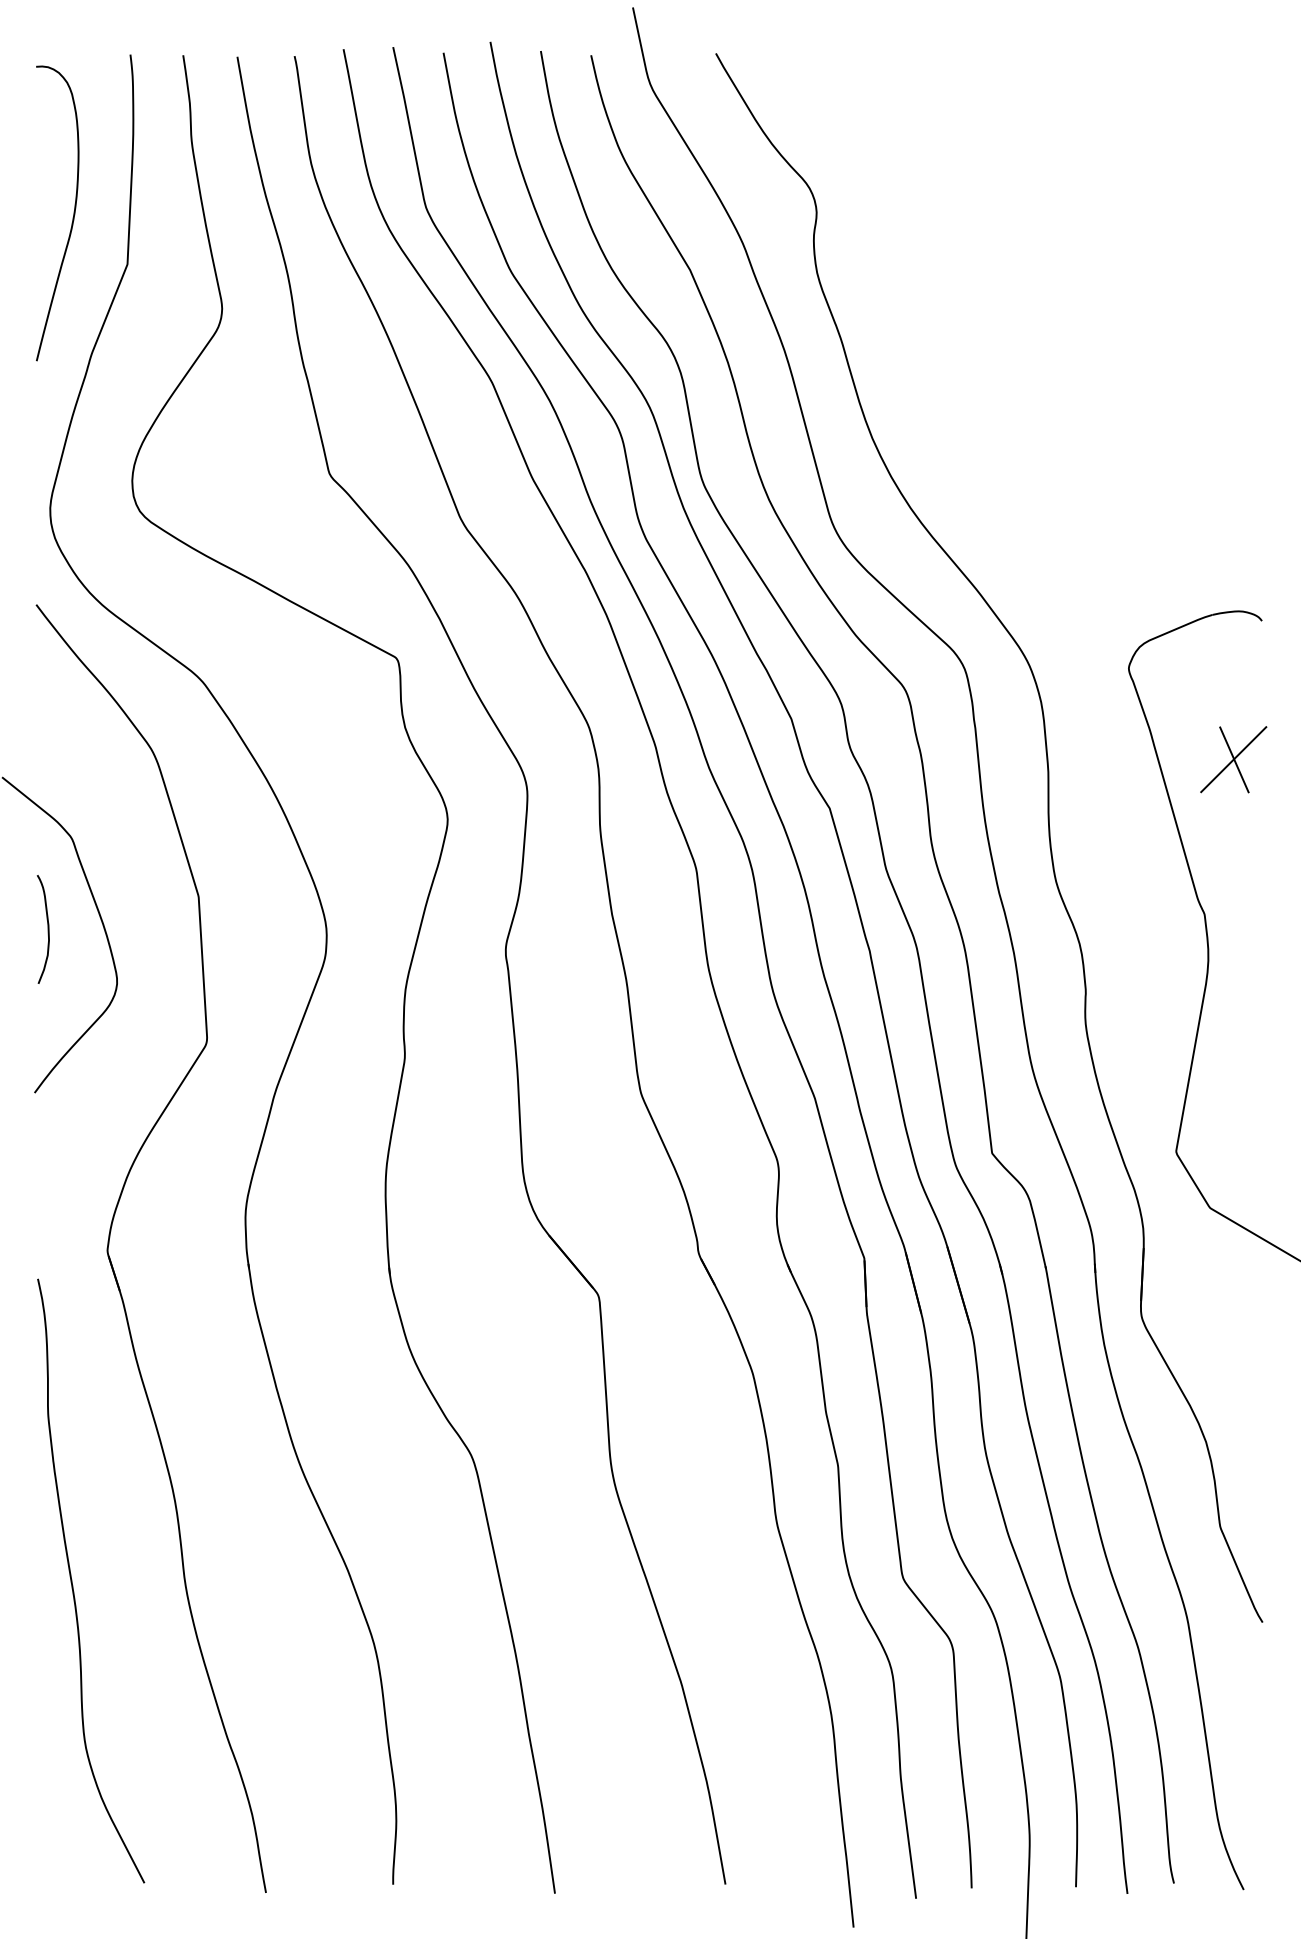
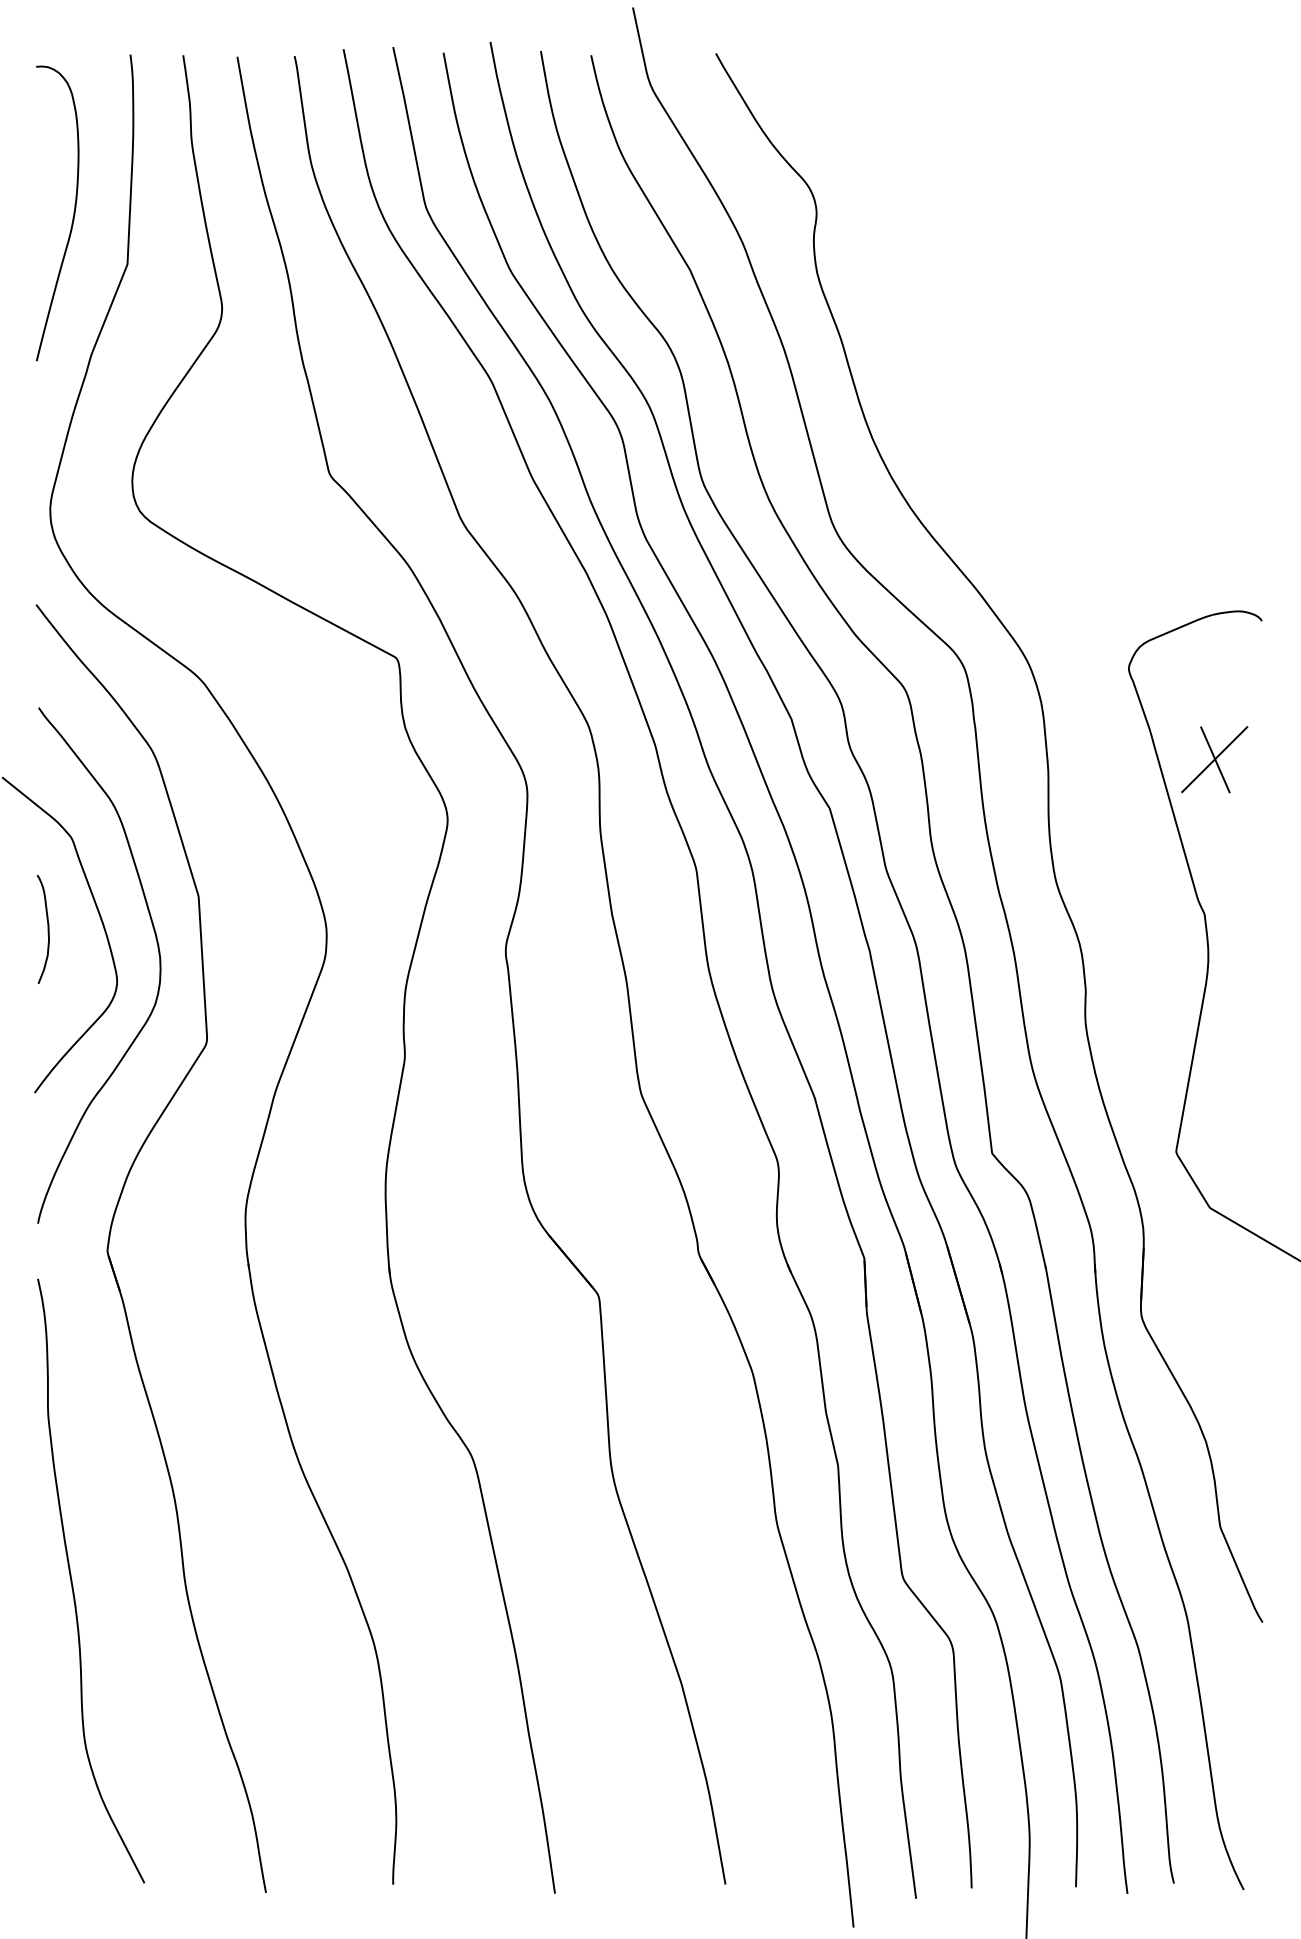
part position: (1233, 759) -> (1214, 759) (1214, 759)
curve: none -> present (159, 965)
